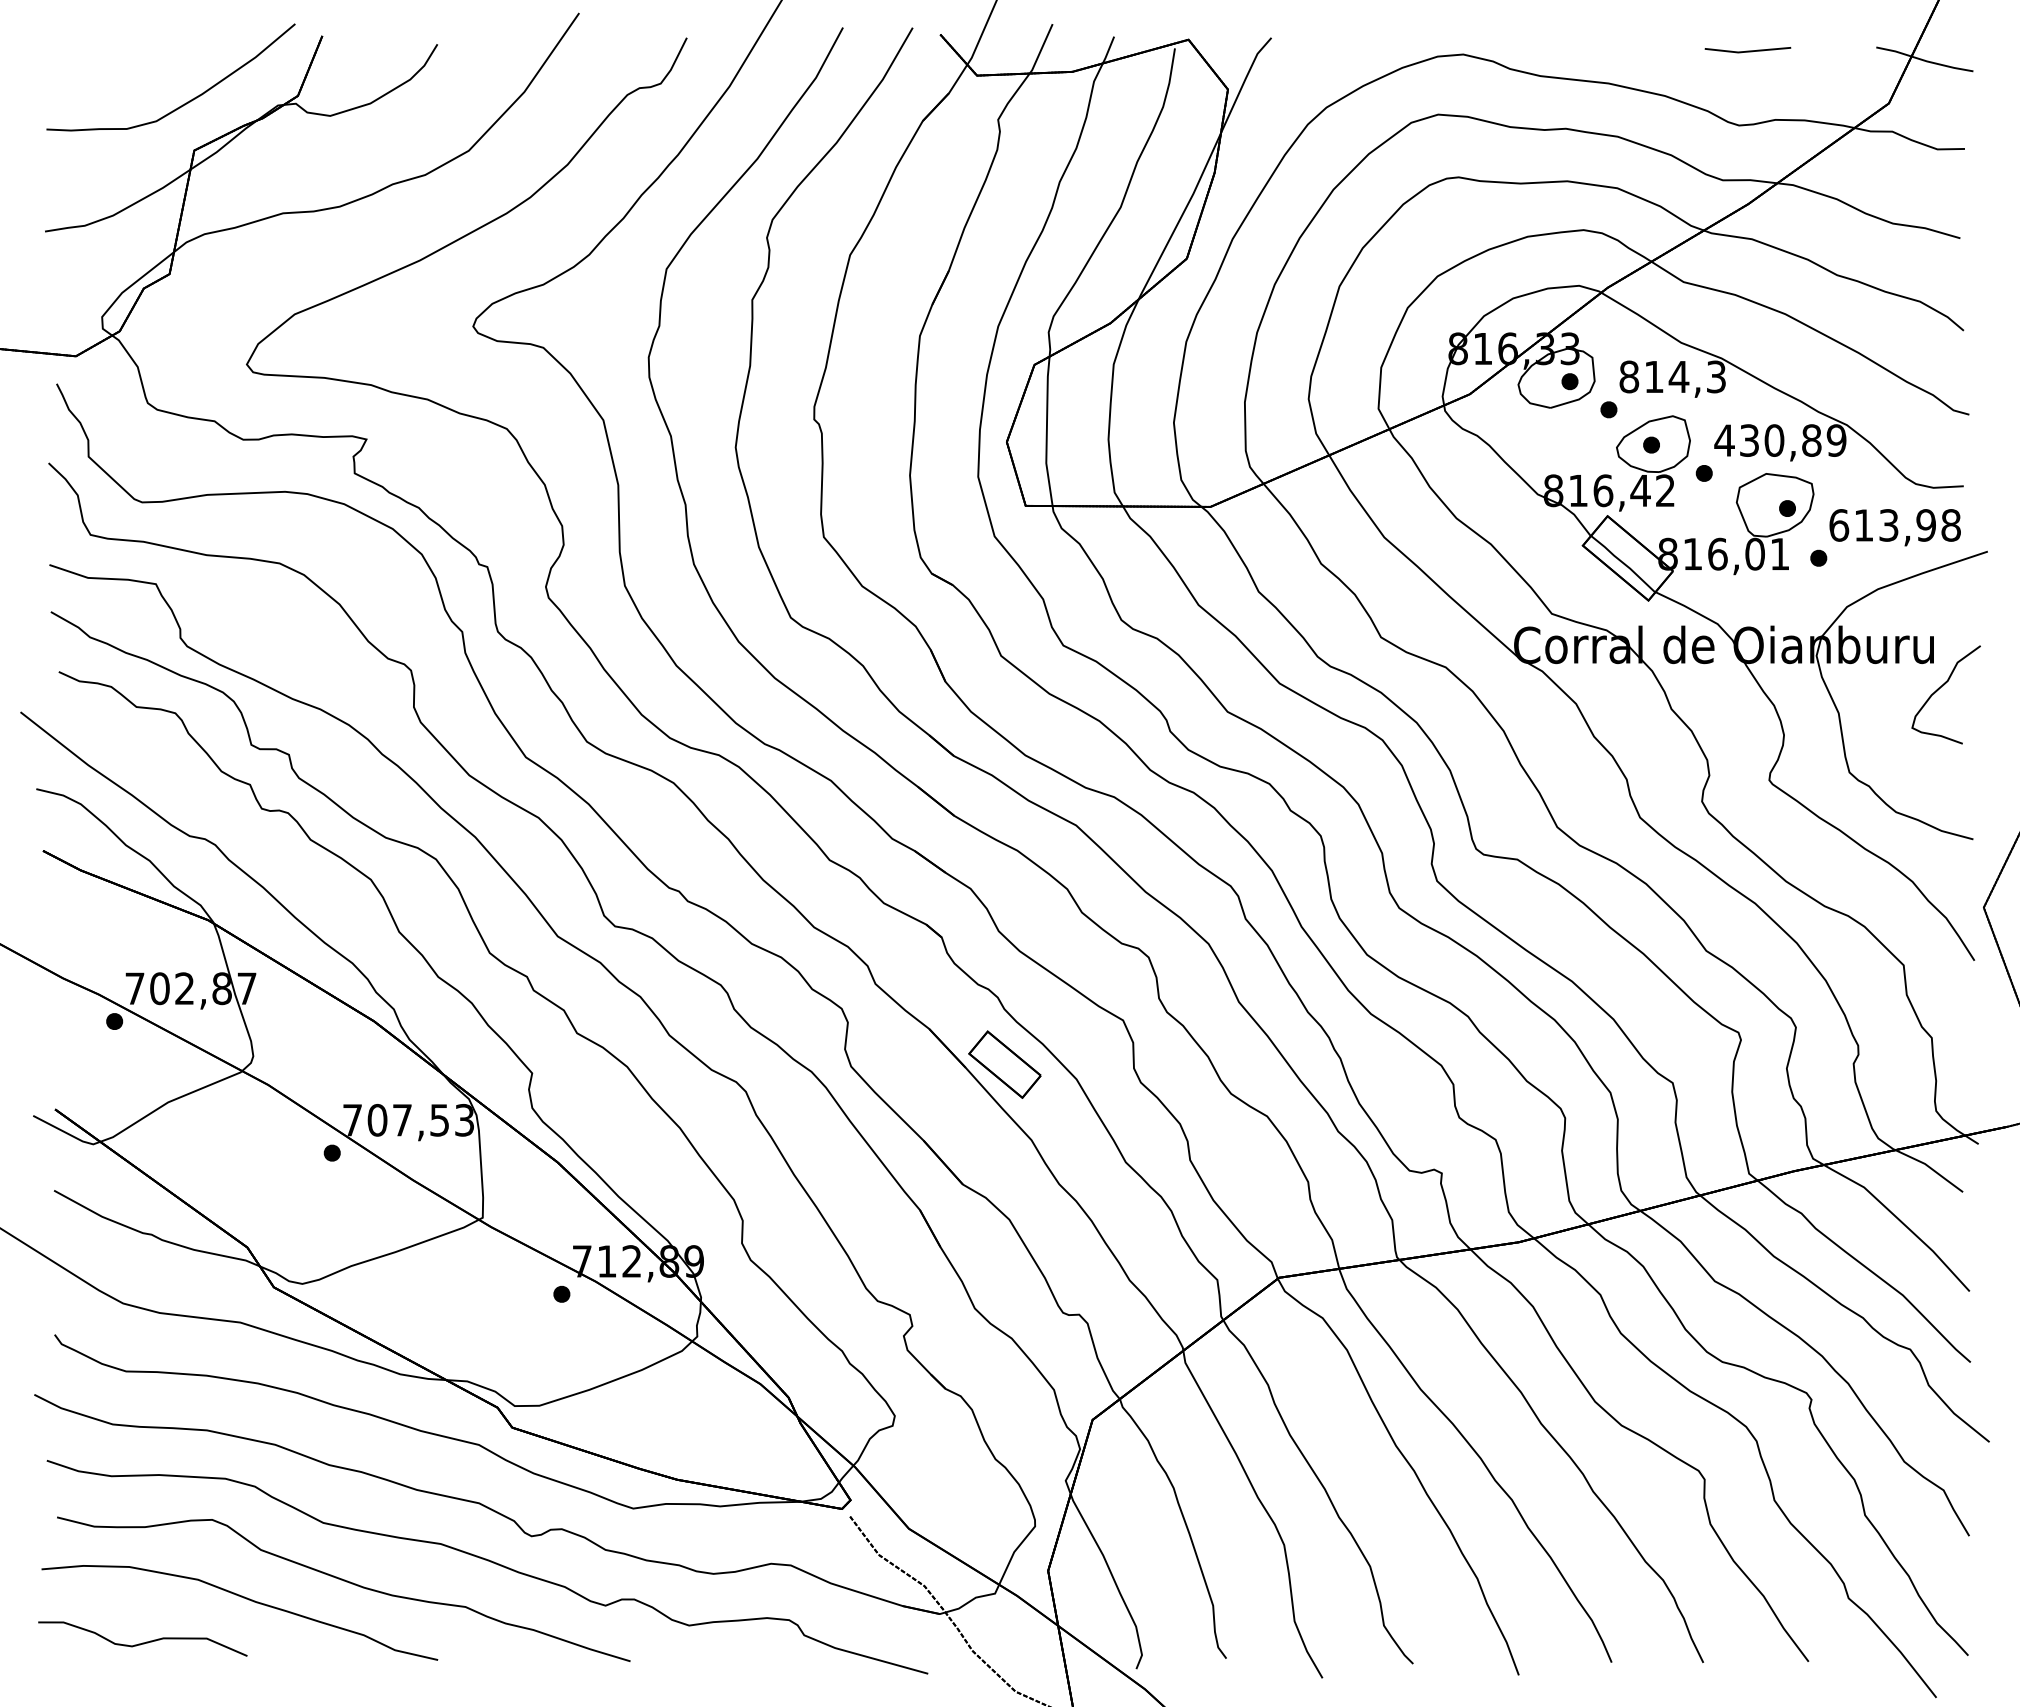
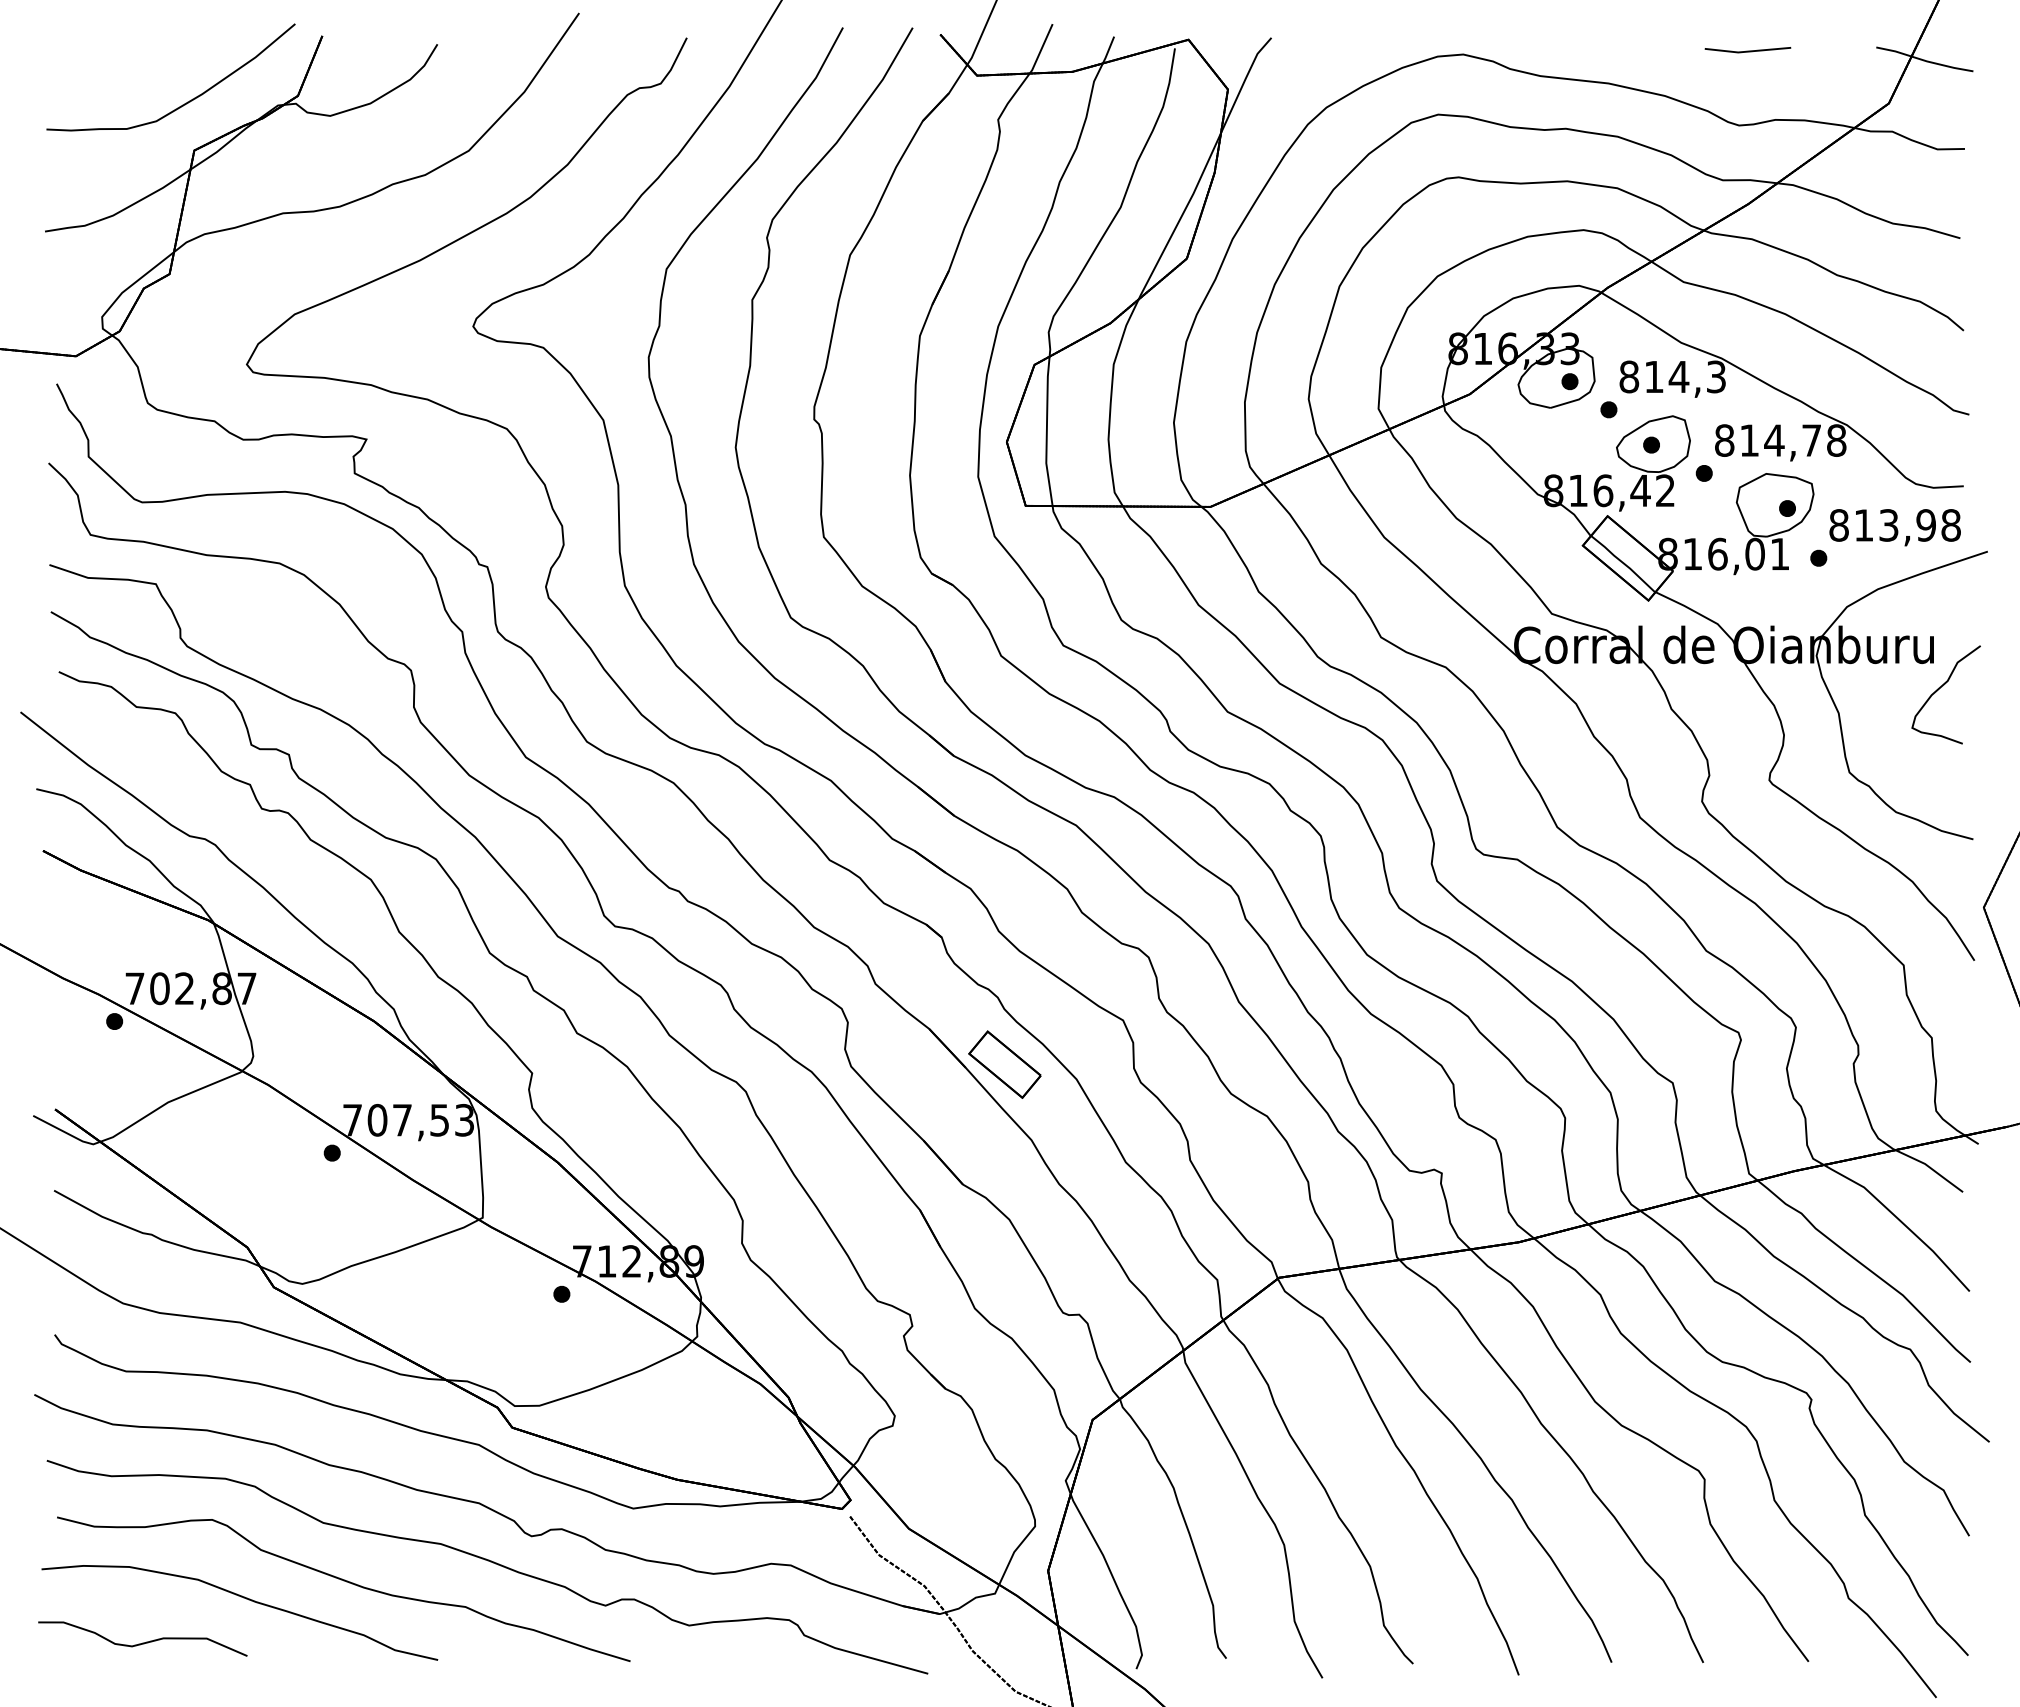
text: 430,89 -> 814,78 (1780, 440)
text: 613,98 -> 813,98 (1839, 525)
